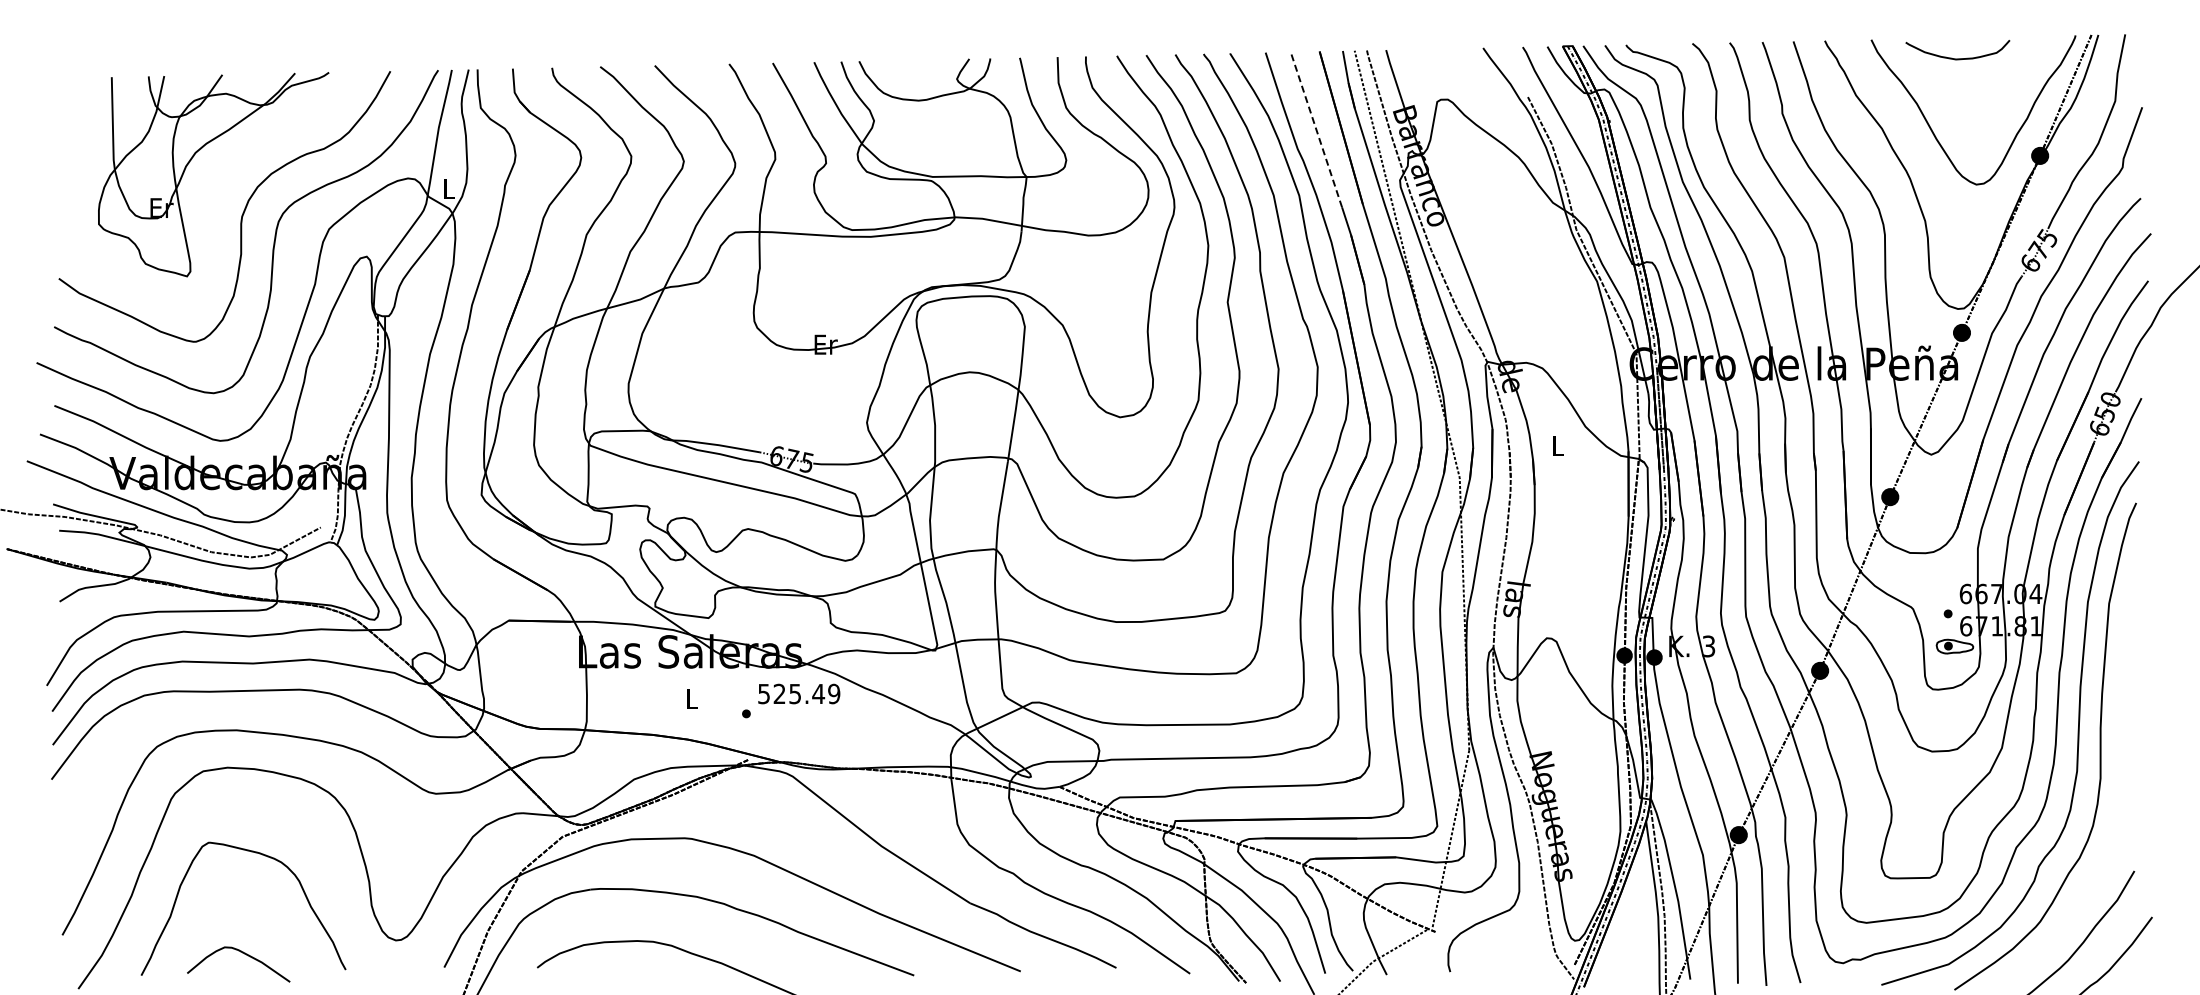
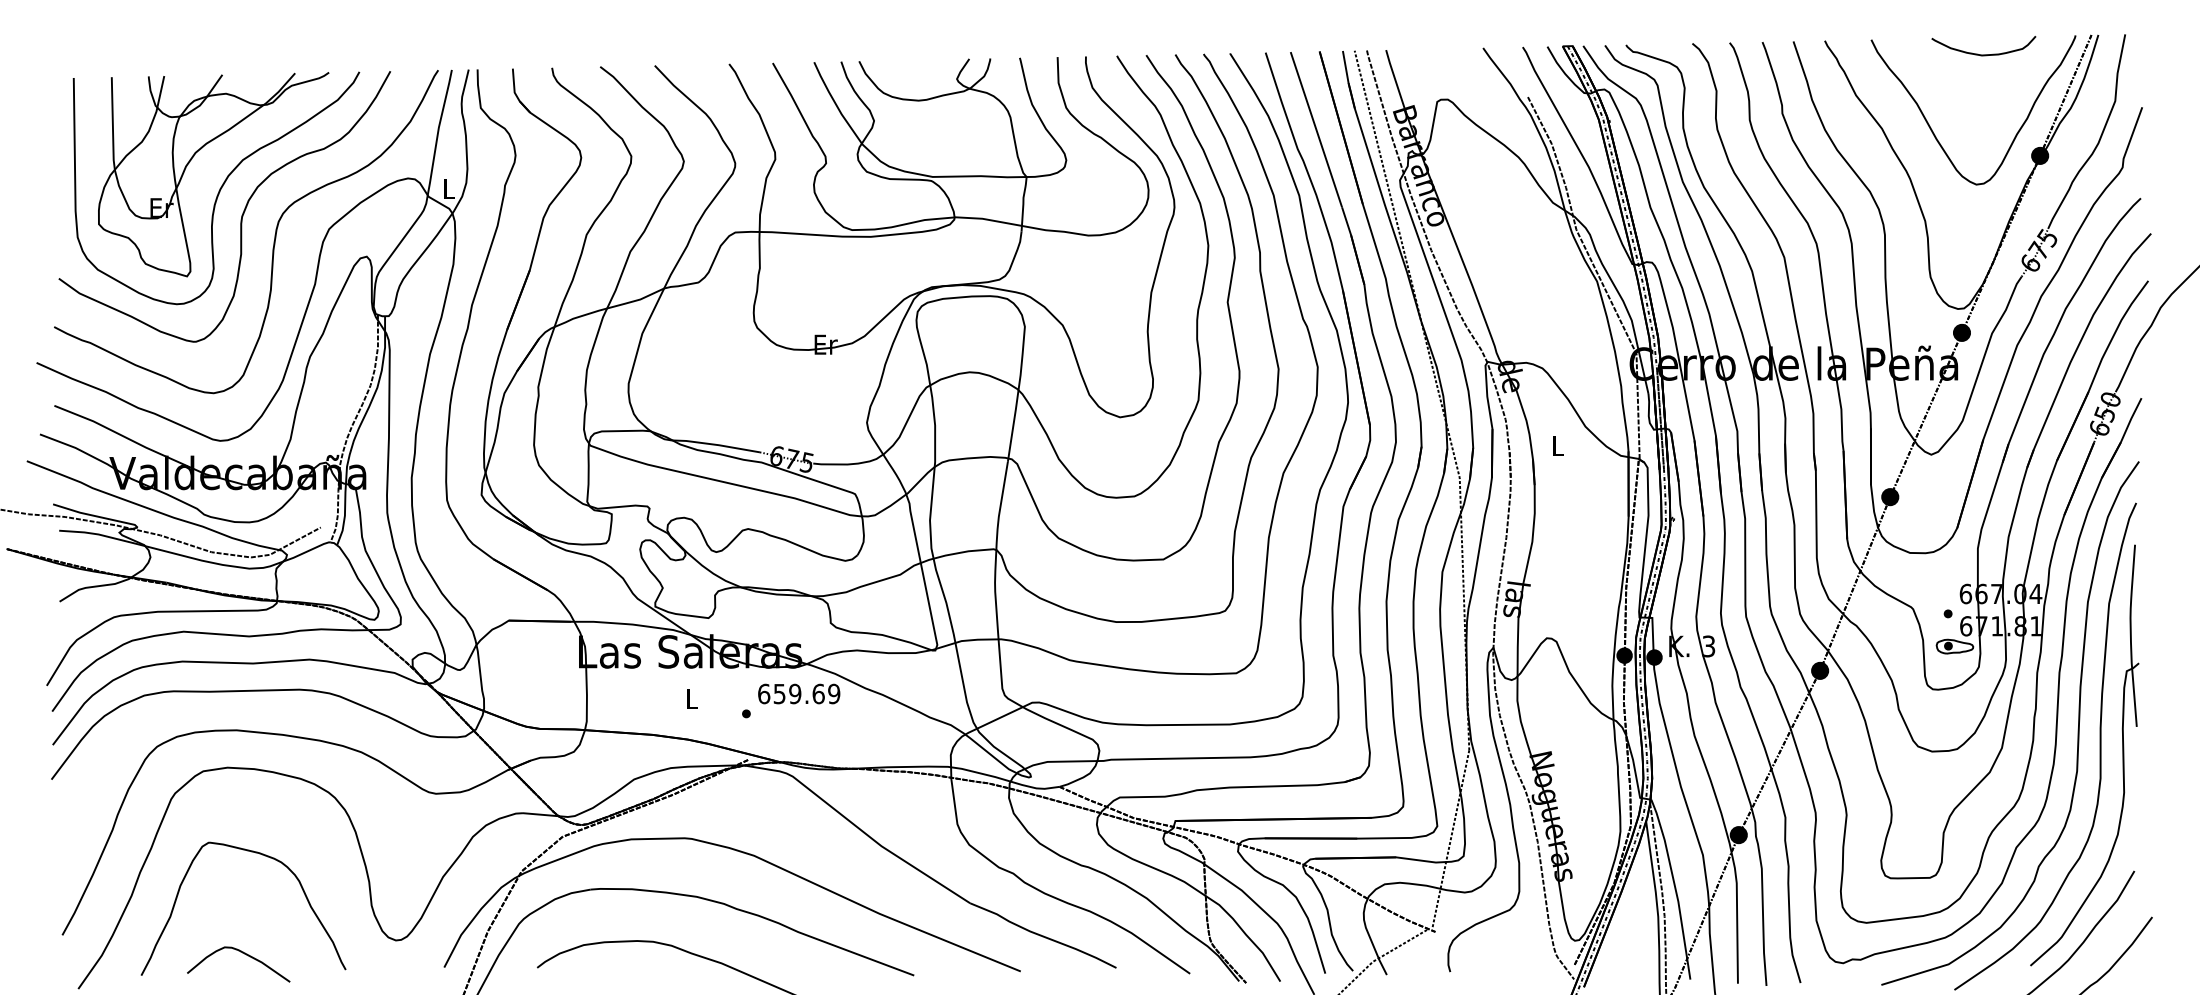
curve position: (1957, 58) -> (1983, 54) (1983, 54)
line: dashed -> solid (1316, 129)
curve: none -> present (219, 188)
text: 525.49 -> 659.69 (791, 693)
part: none -> present (2122, 755)
